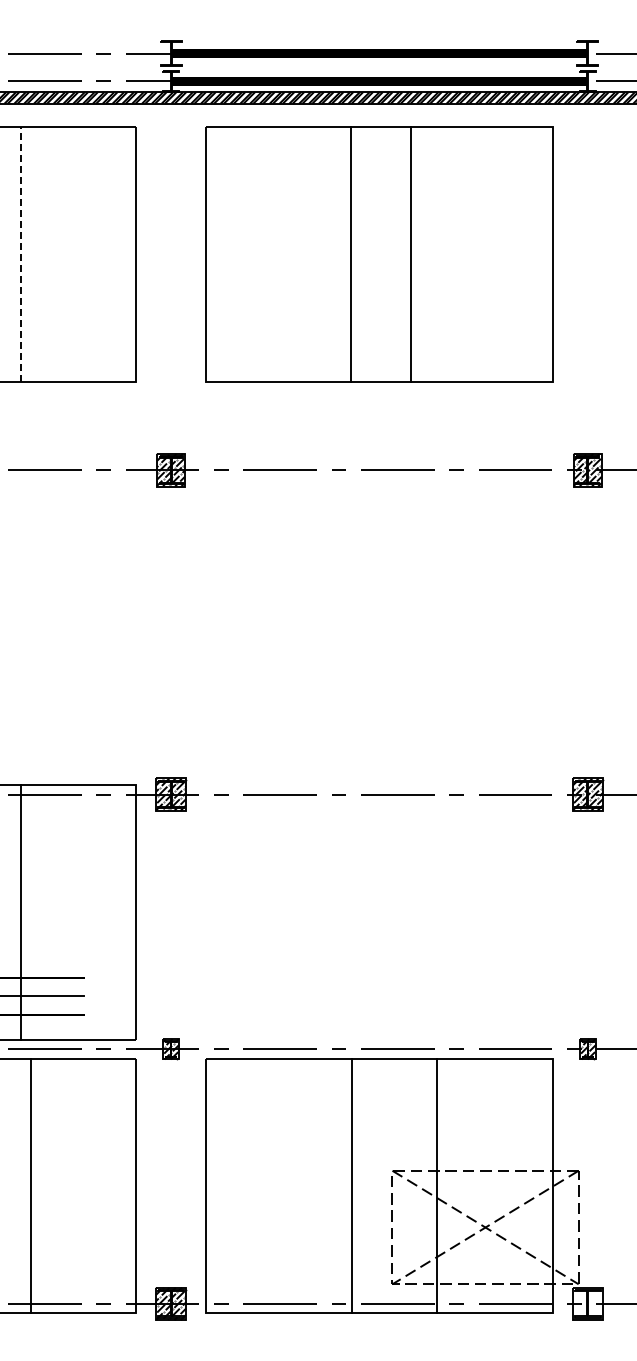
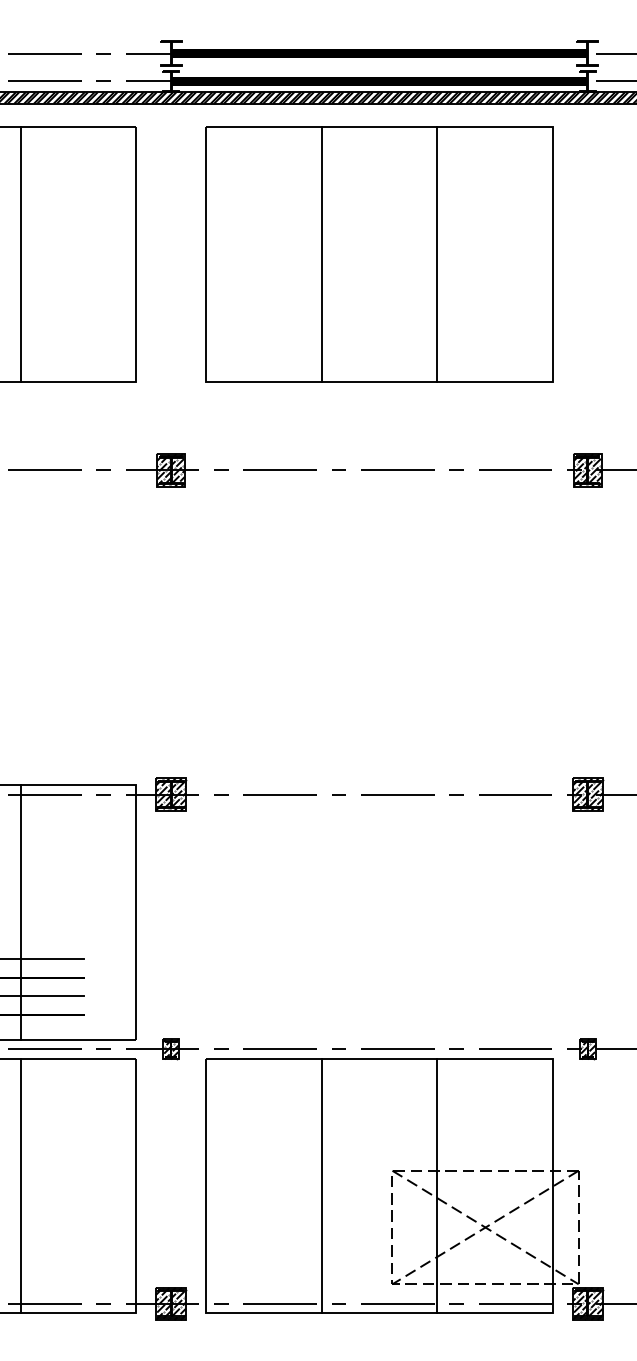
line: dashed -> solid (20, 253)
line position: (350, 253) -> (321, 253) (321, 253)
line position: (411, 253) -> (437, 253) (437, 253)
line: none -> present (43, 959)
line position: (30, 1185) -> (20, 1185) (20, 1185)
line position: (351, 1185) -> (321, 1185) (321, 1185)
hatch: none -> present (587, 1303)
